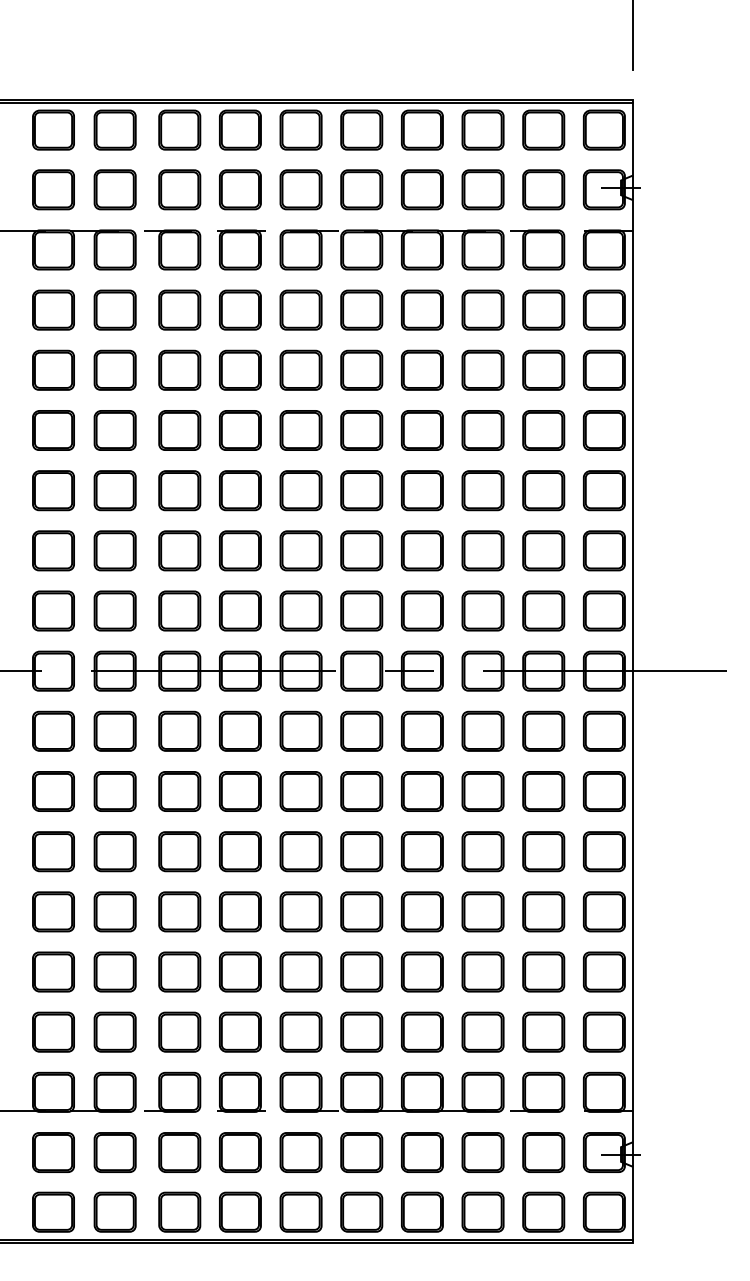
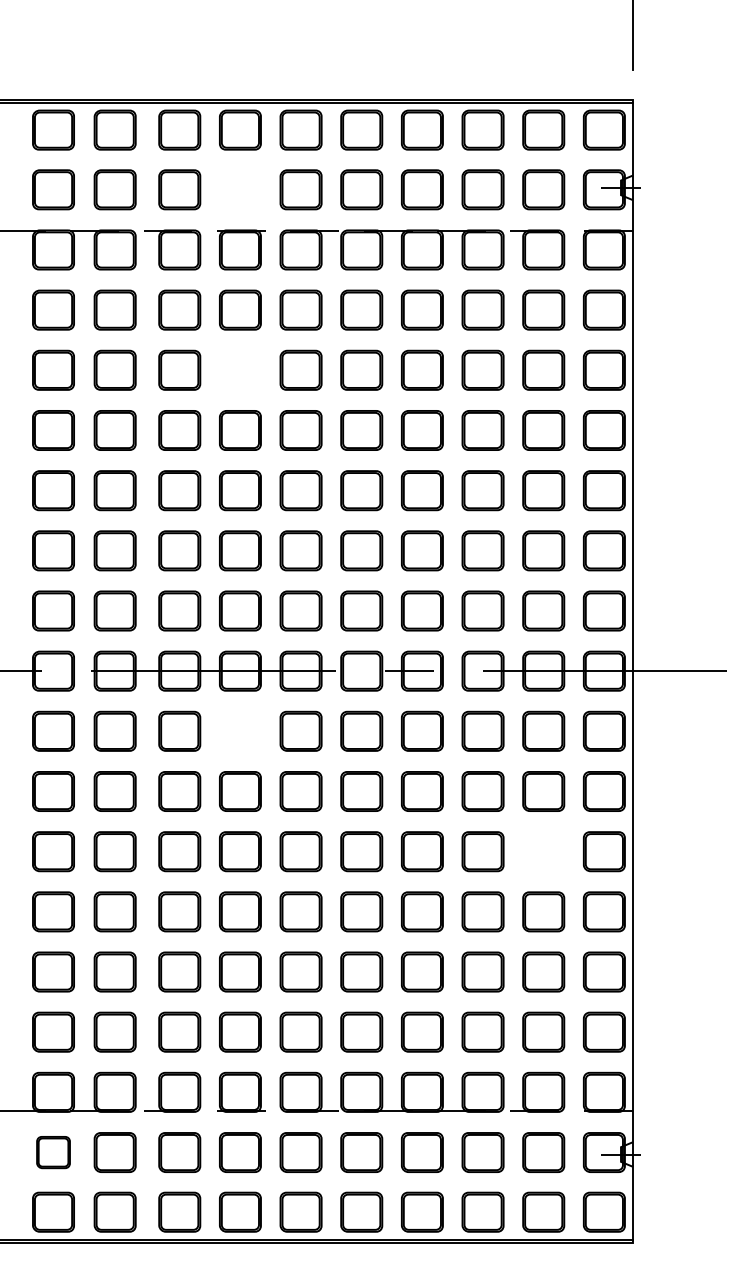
part: present -> none (240, 189)
part: present -> none (240, 369)
part: present -> none (240, 730)
part: present -> none (543, 851)
part size: 43x41 px -> 35x34 px (53, 1152)
